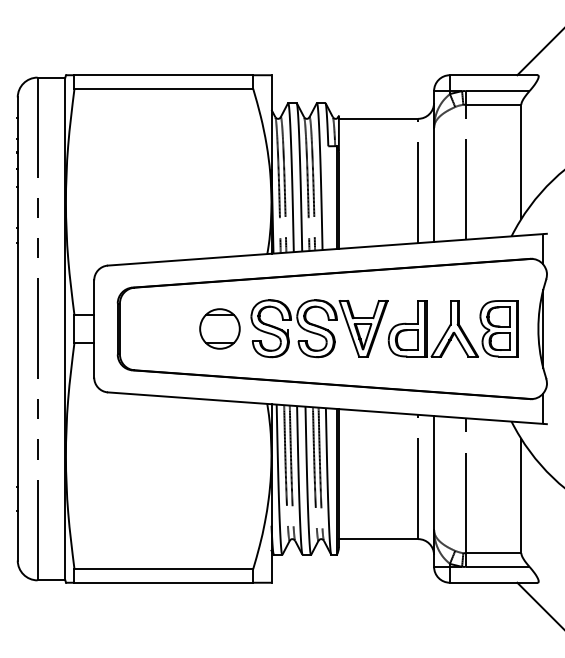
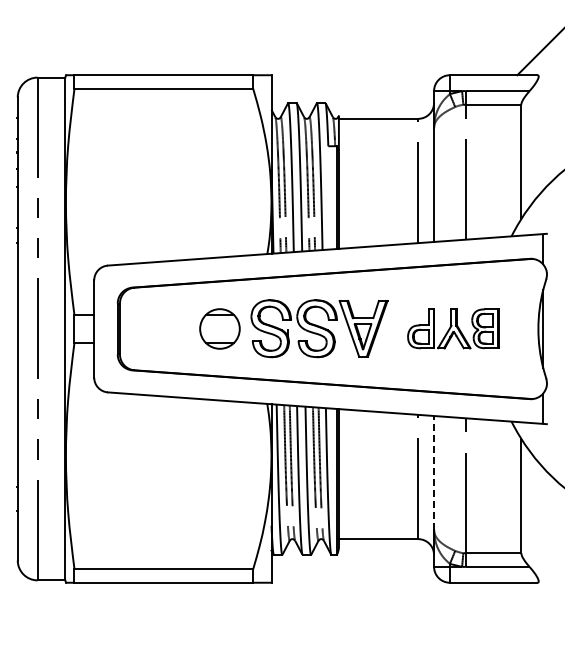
part size: 132x58 px -> 93x42 px (453, 328)
line: solid -> dashed (434, 472)
line: present -> none (539, 604)
